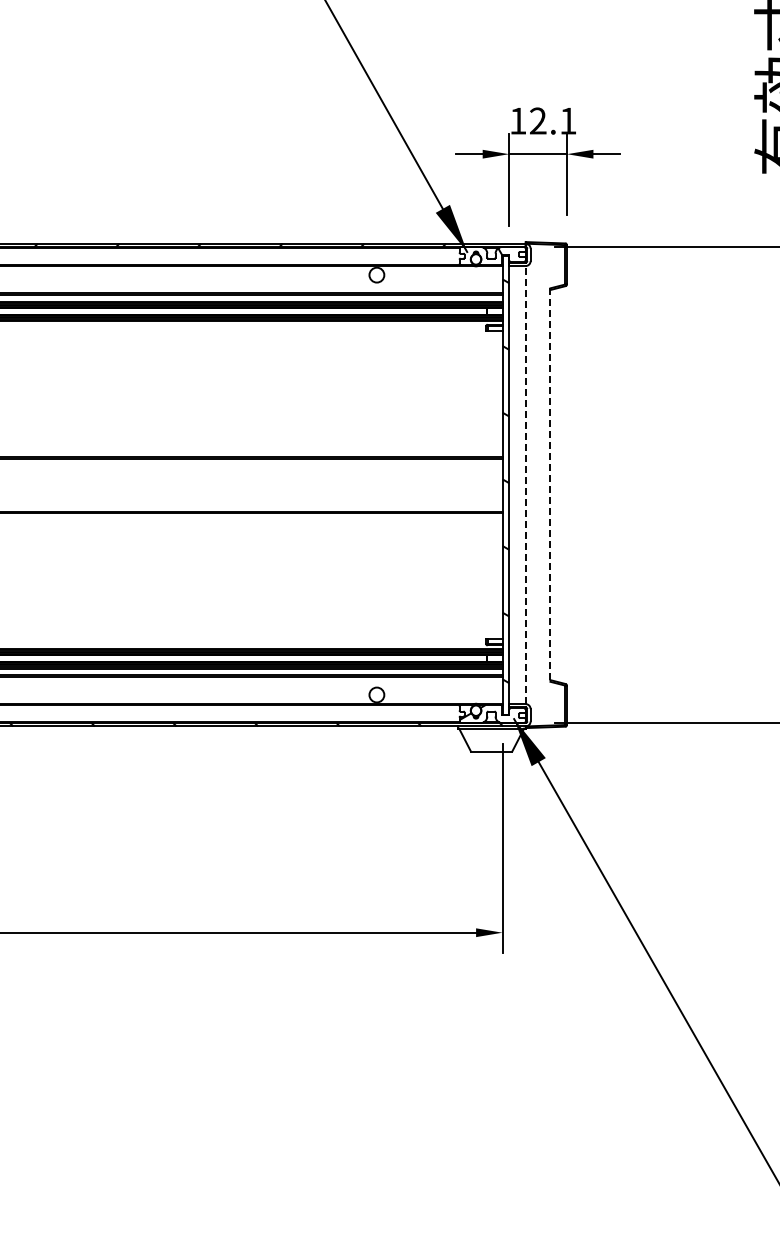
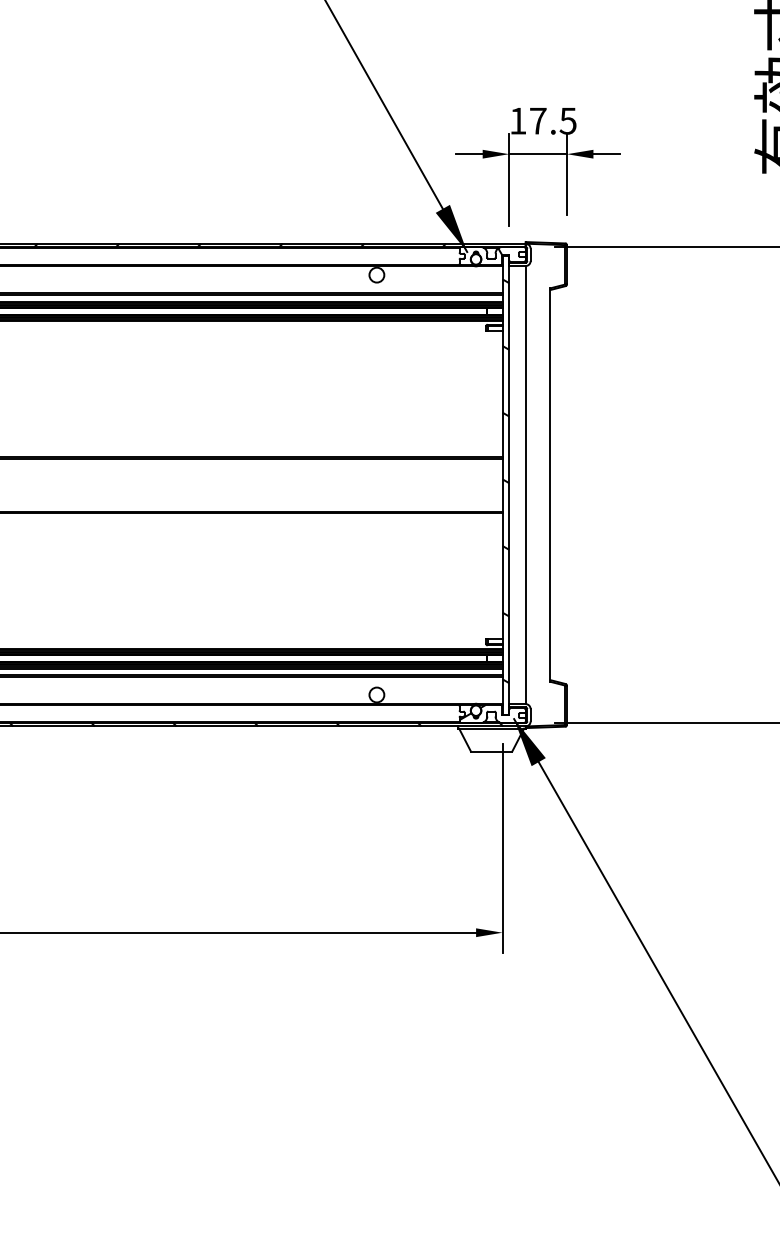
text: 12.1 -> 17.5 (553, 120)
line: dashed -> solid (525, 484)
line: dashed -> solid (550, 485)
